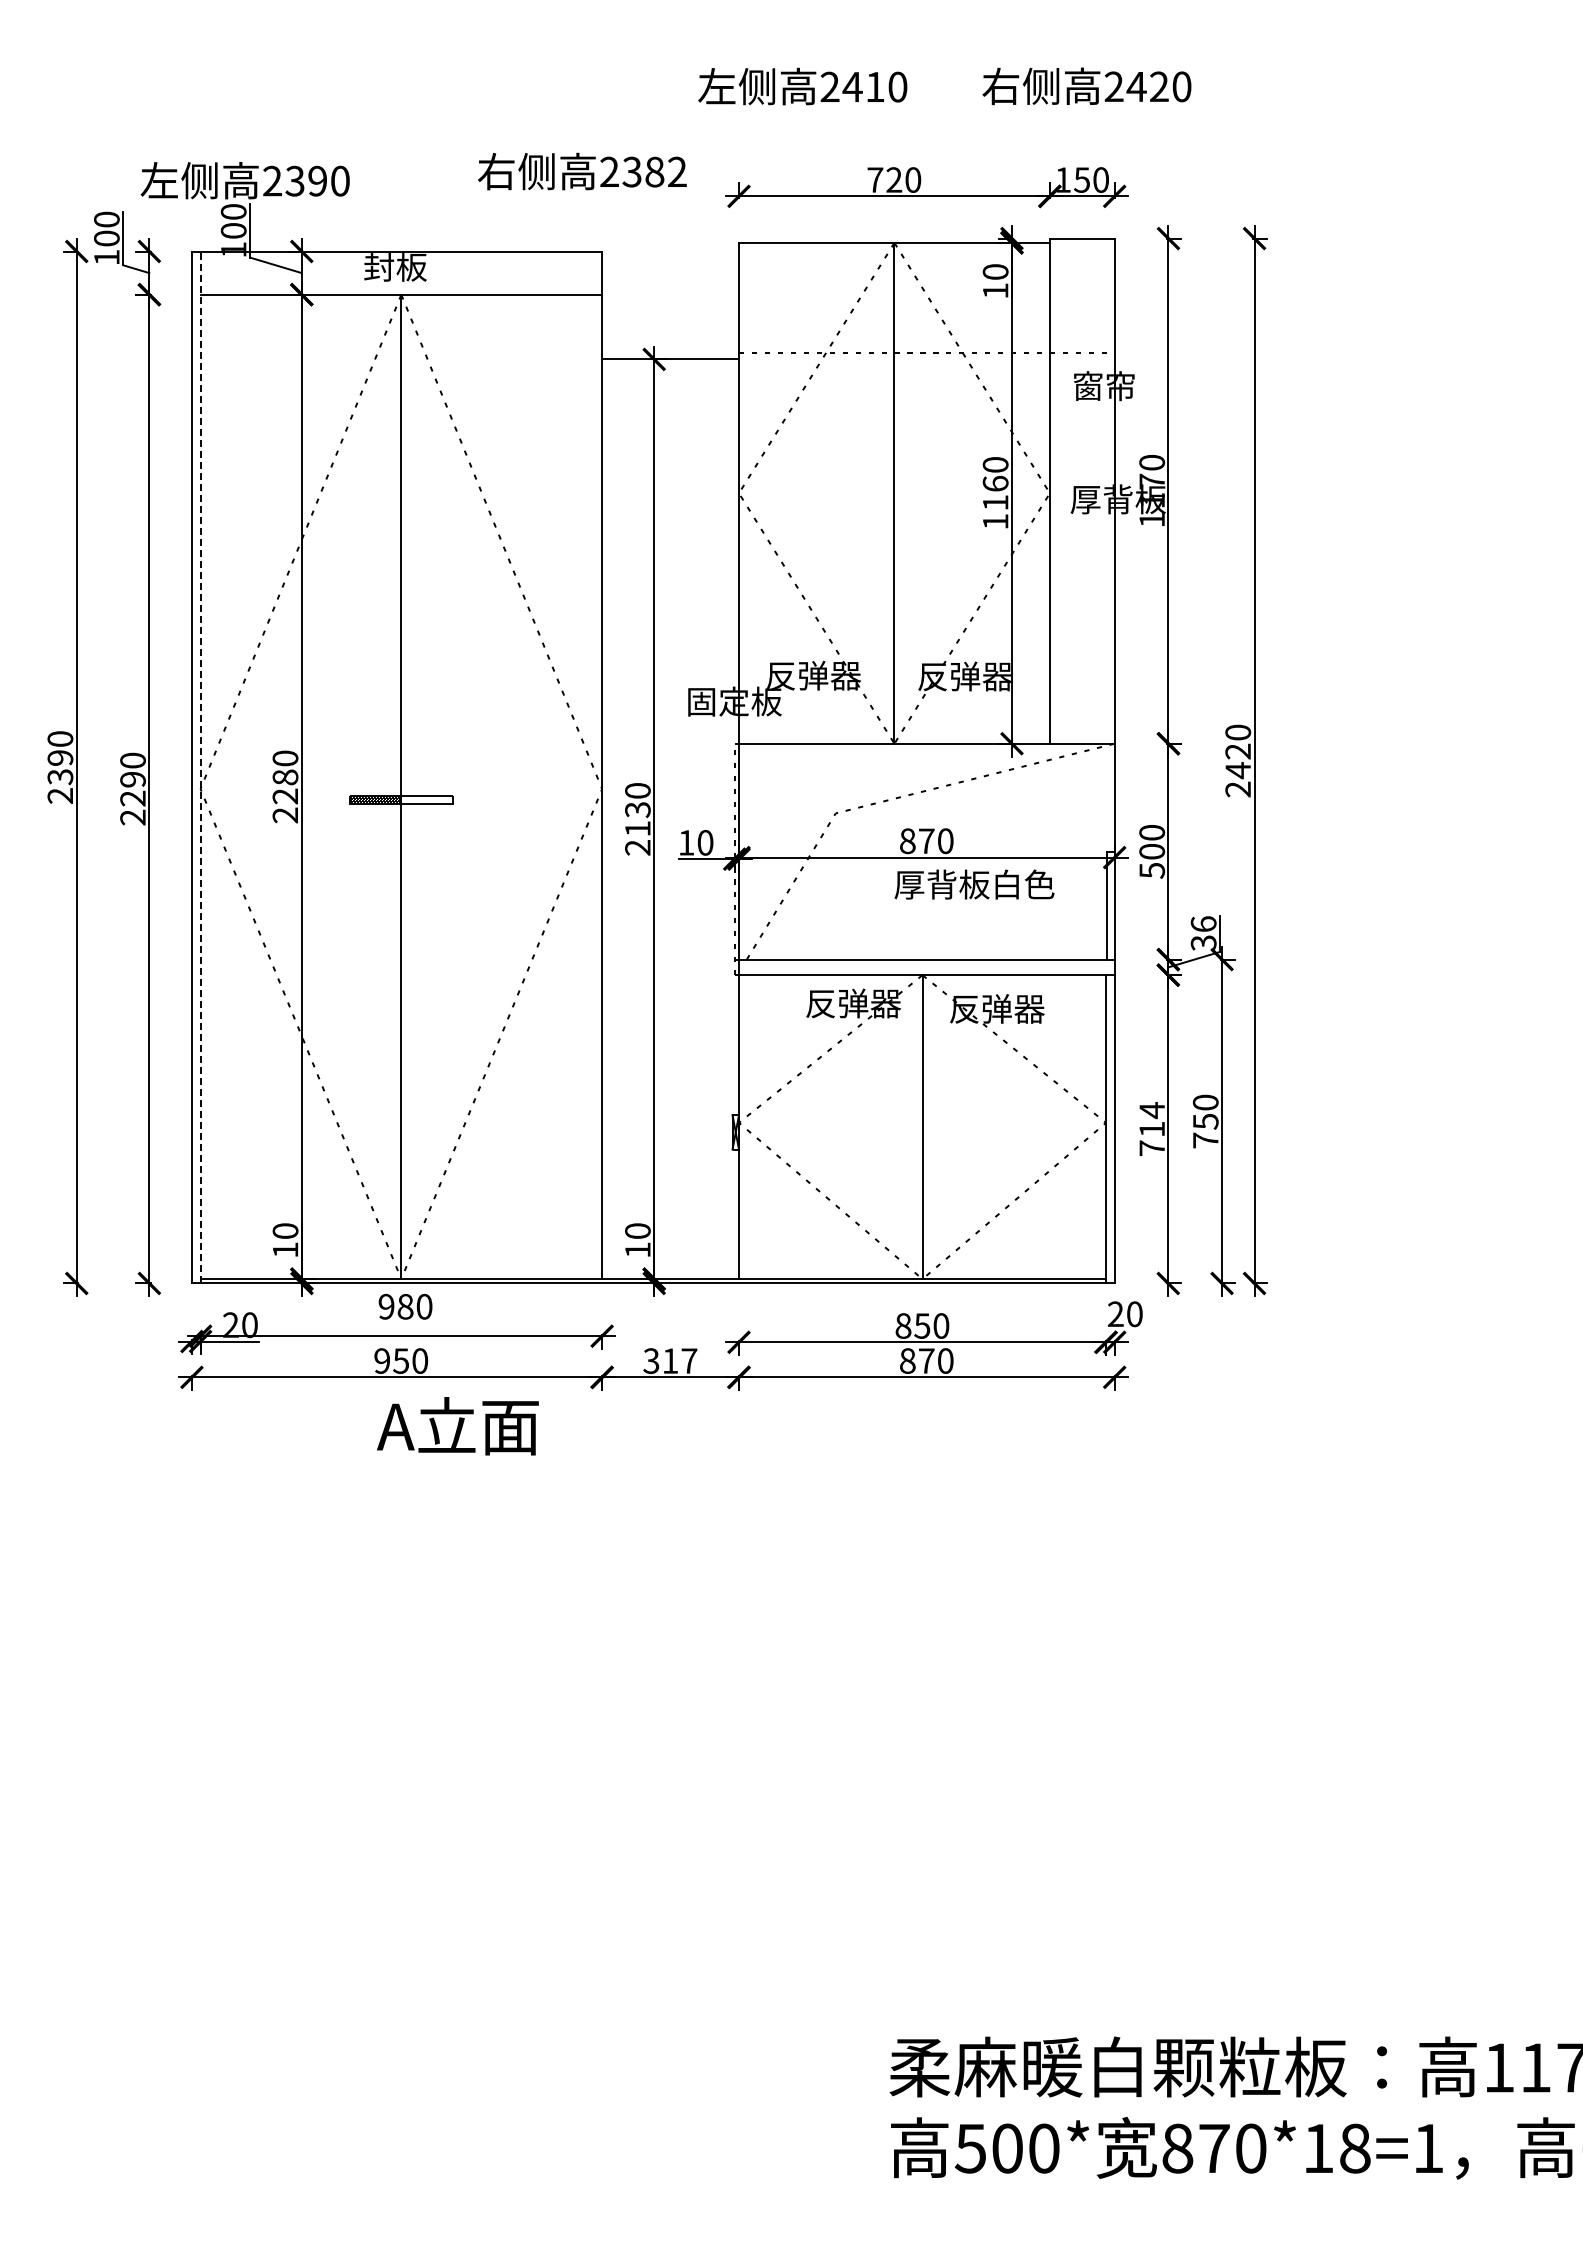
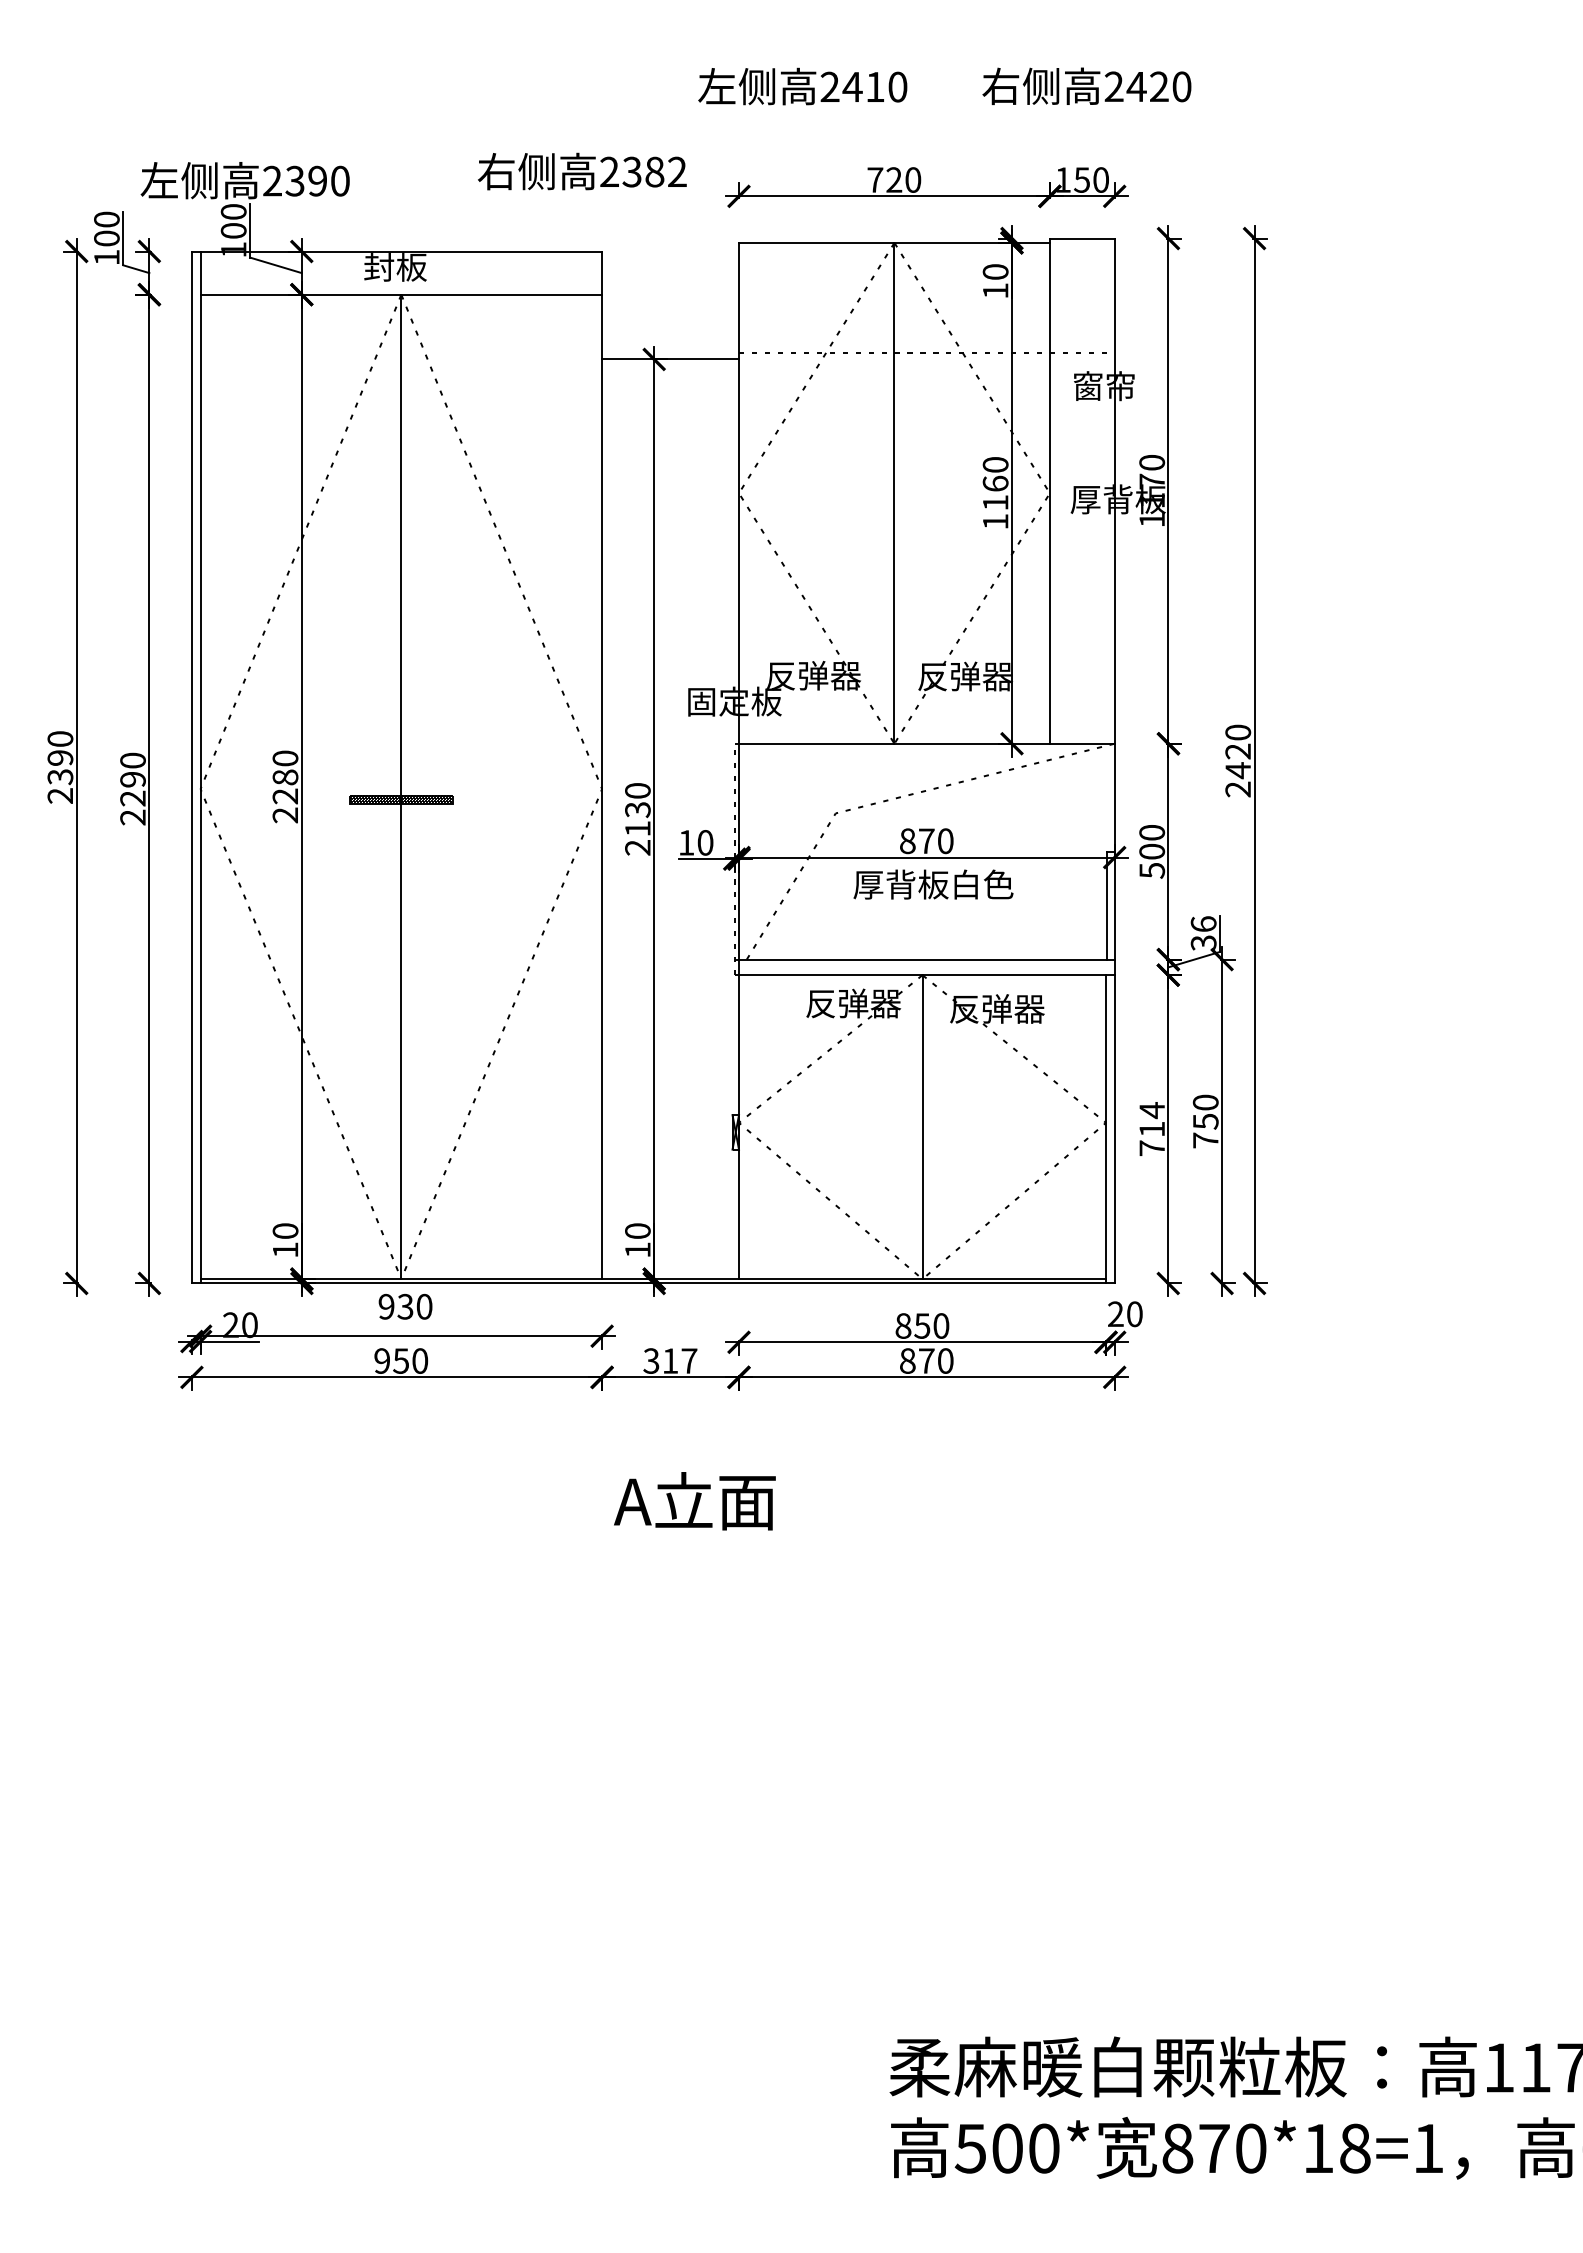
line: dashed -> solid (200, 767)
hatch: none -> present (427, 799)
text position: (974, 884) -> (933, 884) (933, 884)
text: 980 -> 930 (405, 1306)
text position: (457, 1426) -> (694, 1501) (694, 1501)
